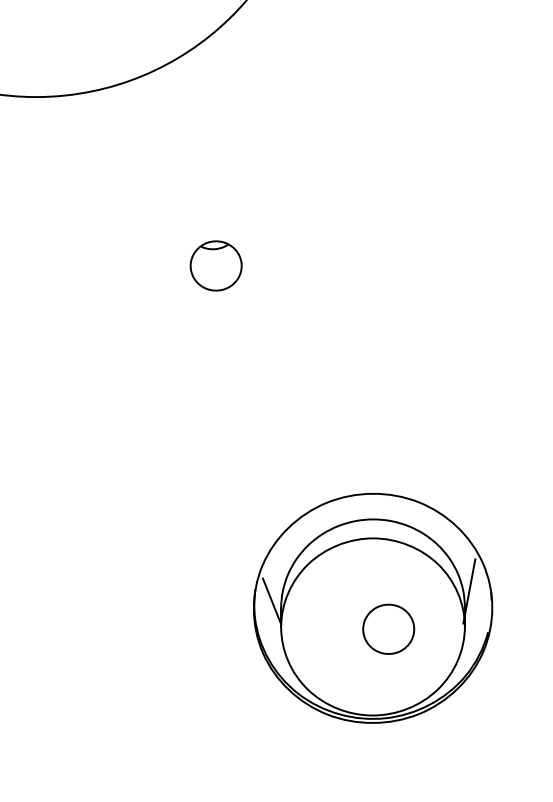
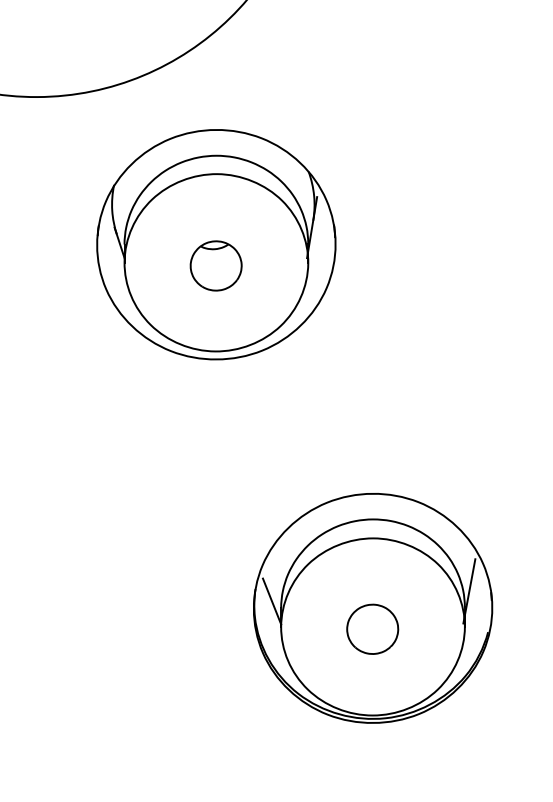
part: none -> present (216, 244)
part position: (388, 628) -> (372, 628) (372, 628)
